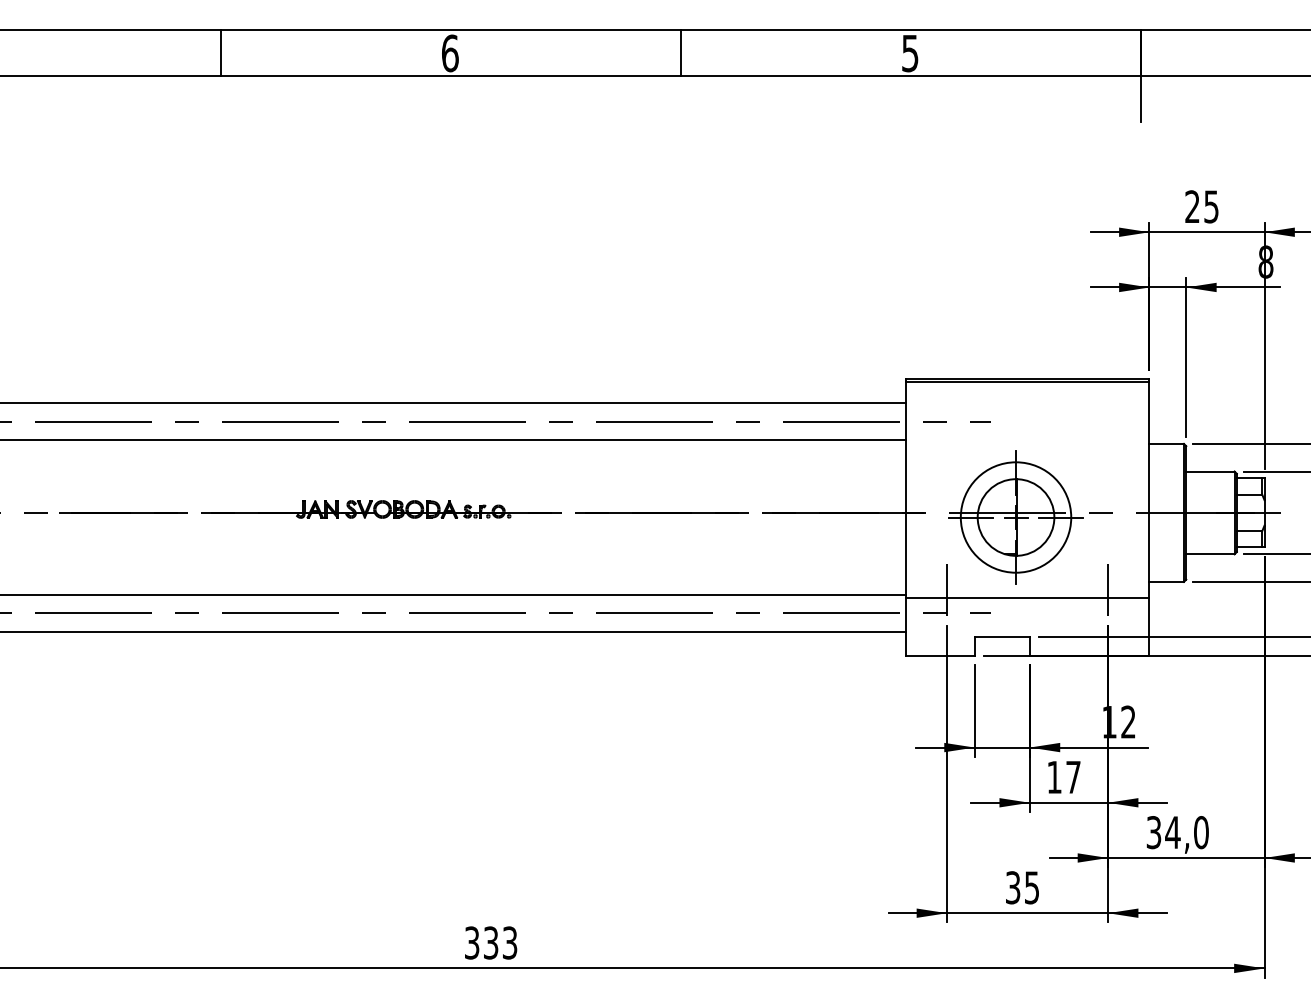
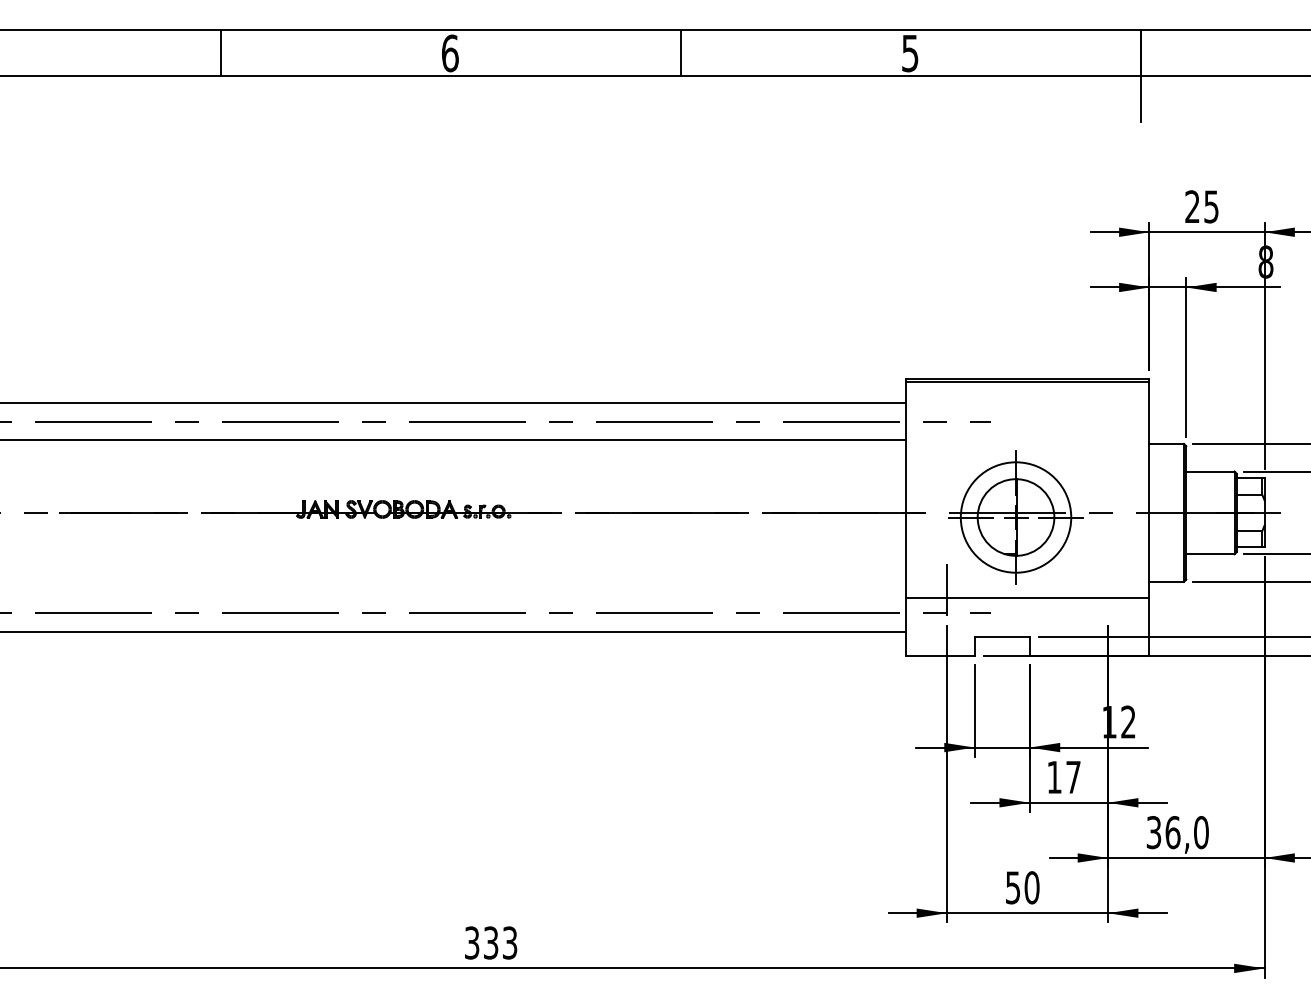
line: present -> none (1108, 589)
line: present -> none (453, 595)
text: 34,0 -> 36,0 (1172, 832)
text: 35 -> 50 (1022, 887)
